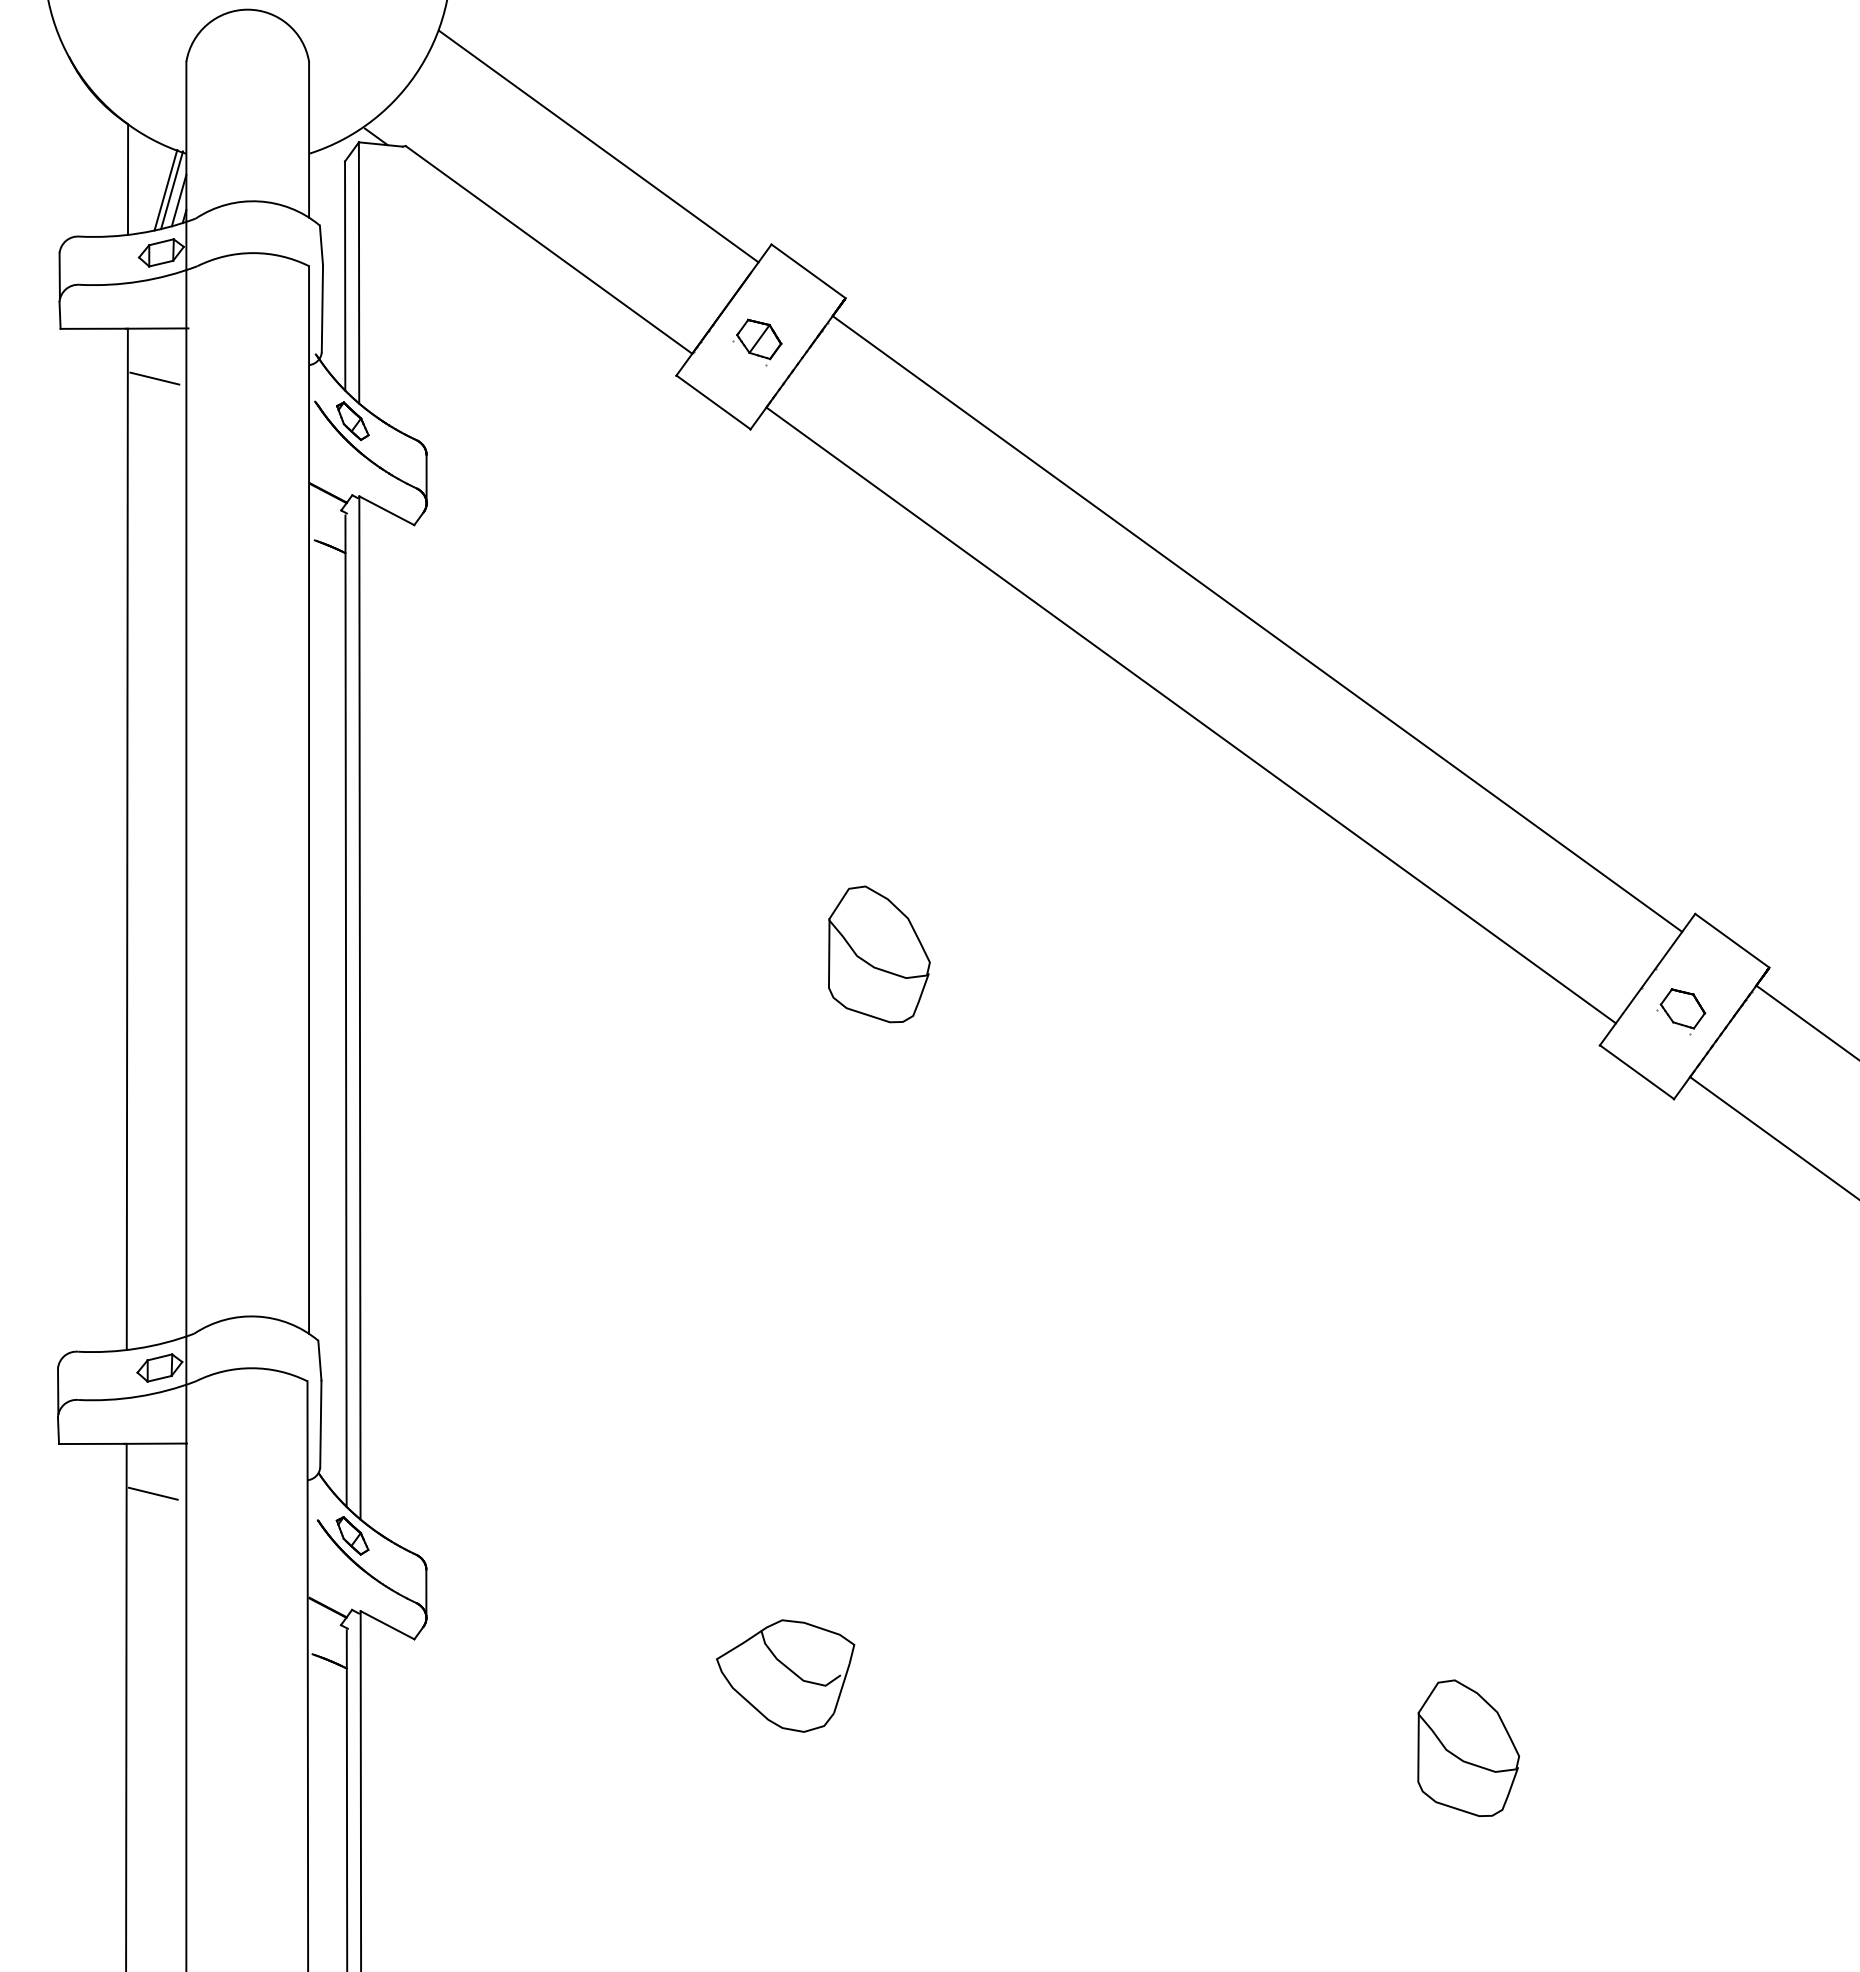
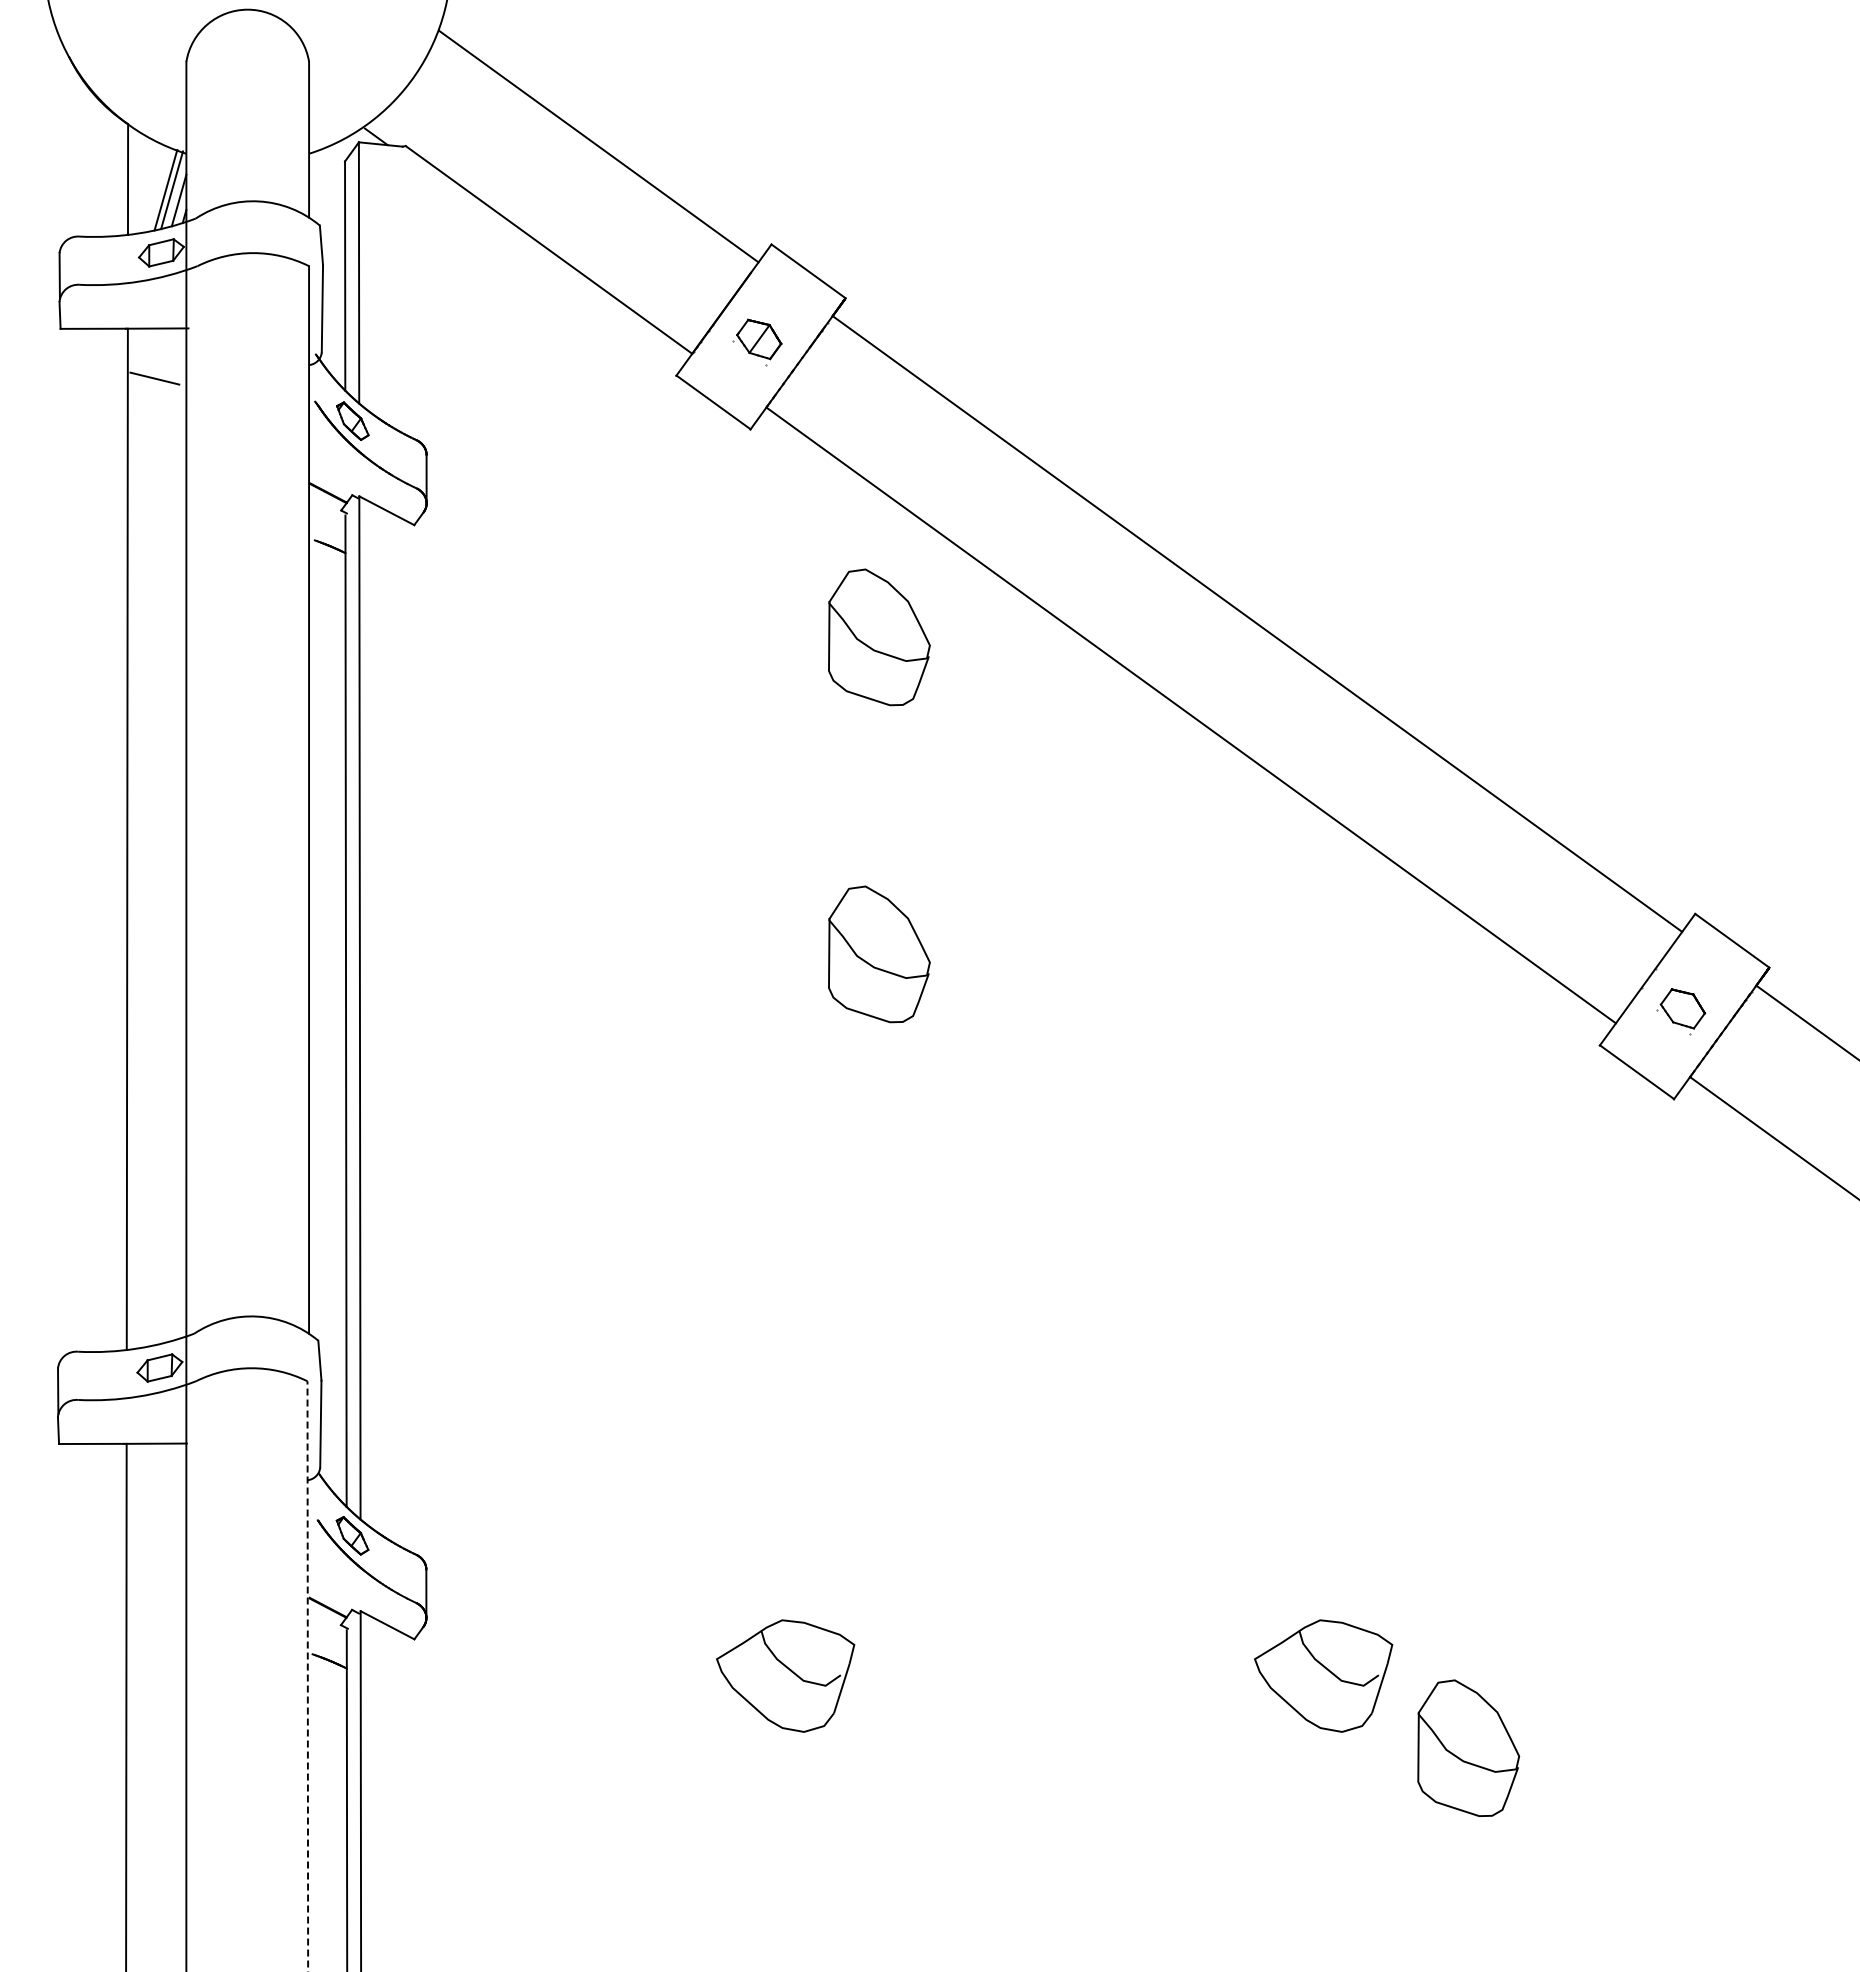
part: none -> present (879, 637)
line: present -> none (152, 1493)
part: none -> present (1323, 1675)
line: solid -> dashed (307, 1676)
